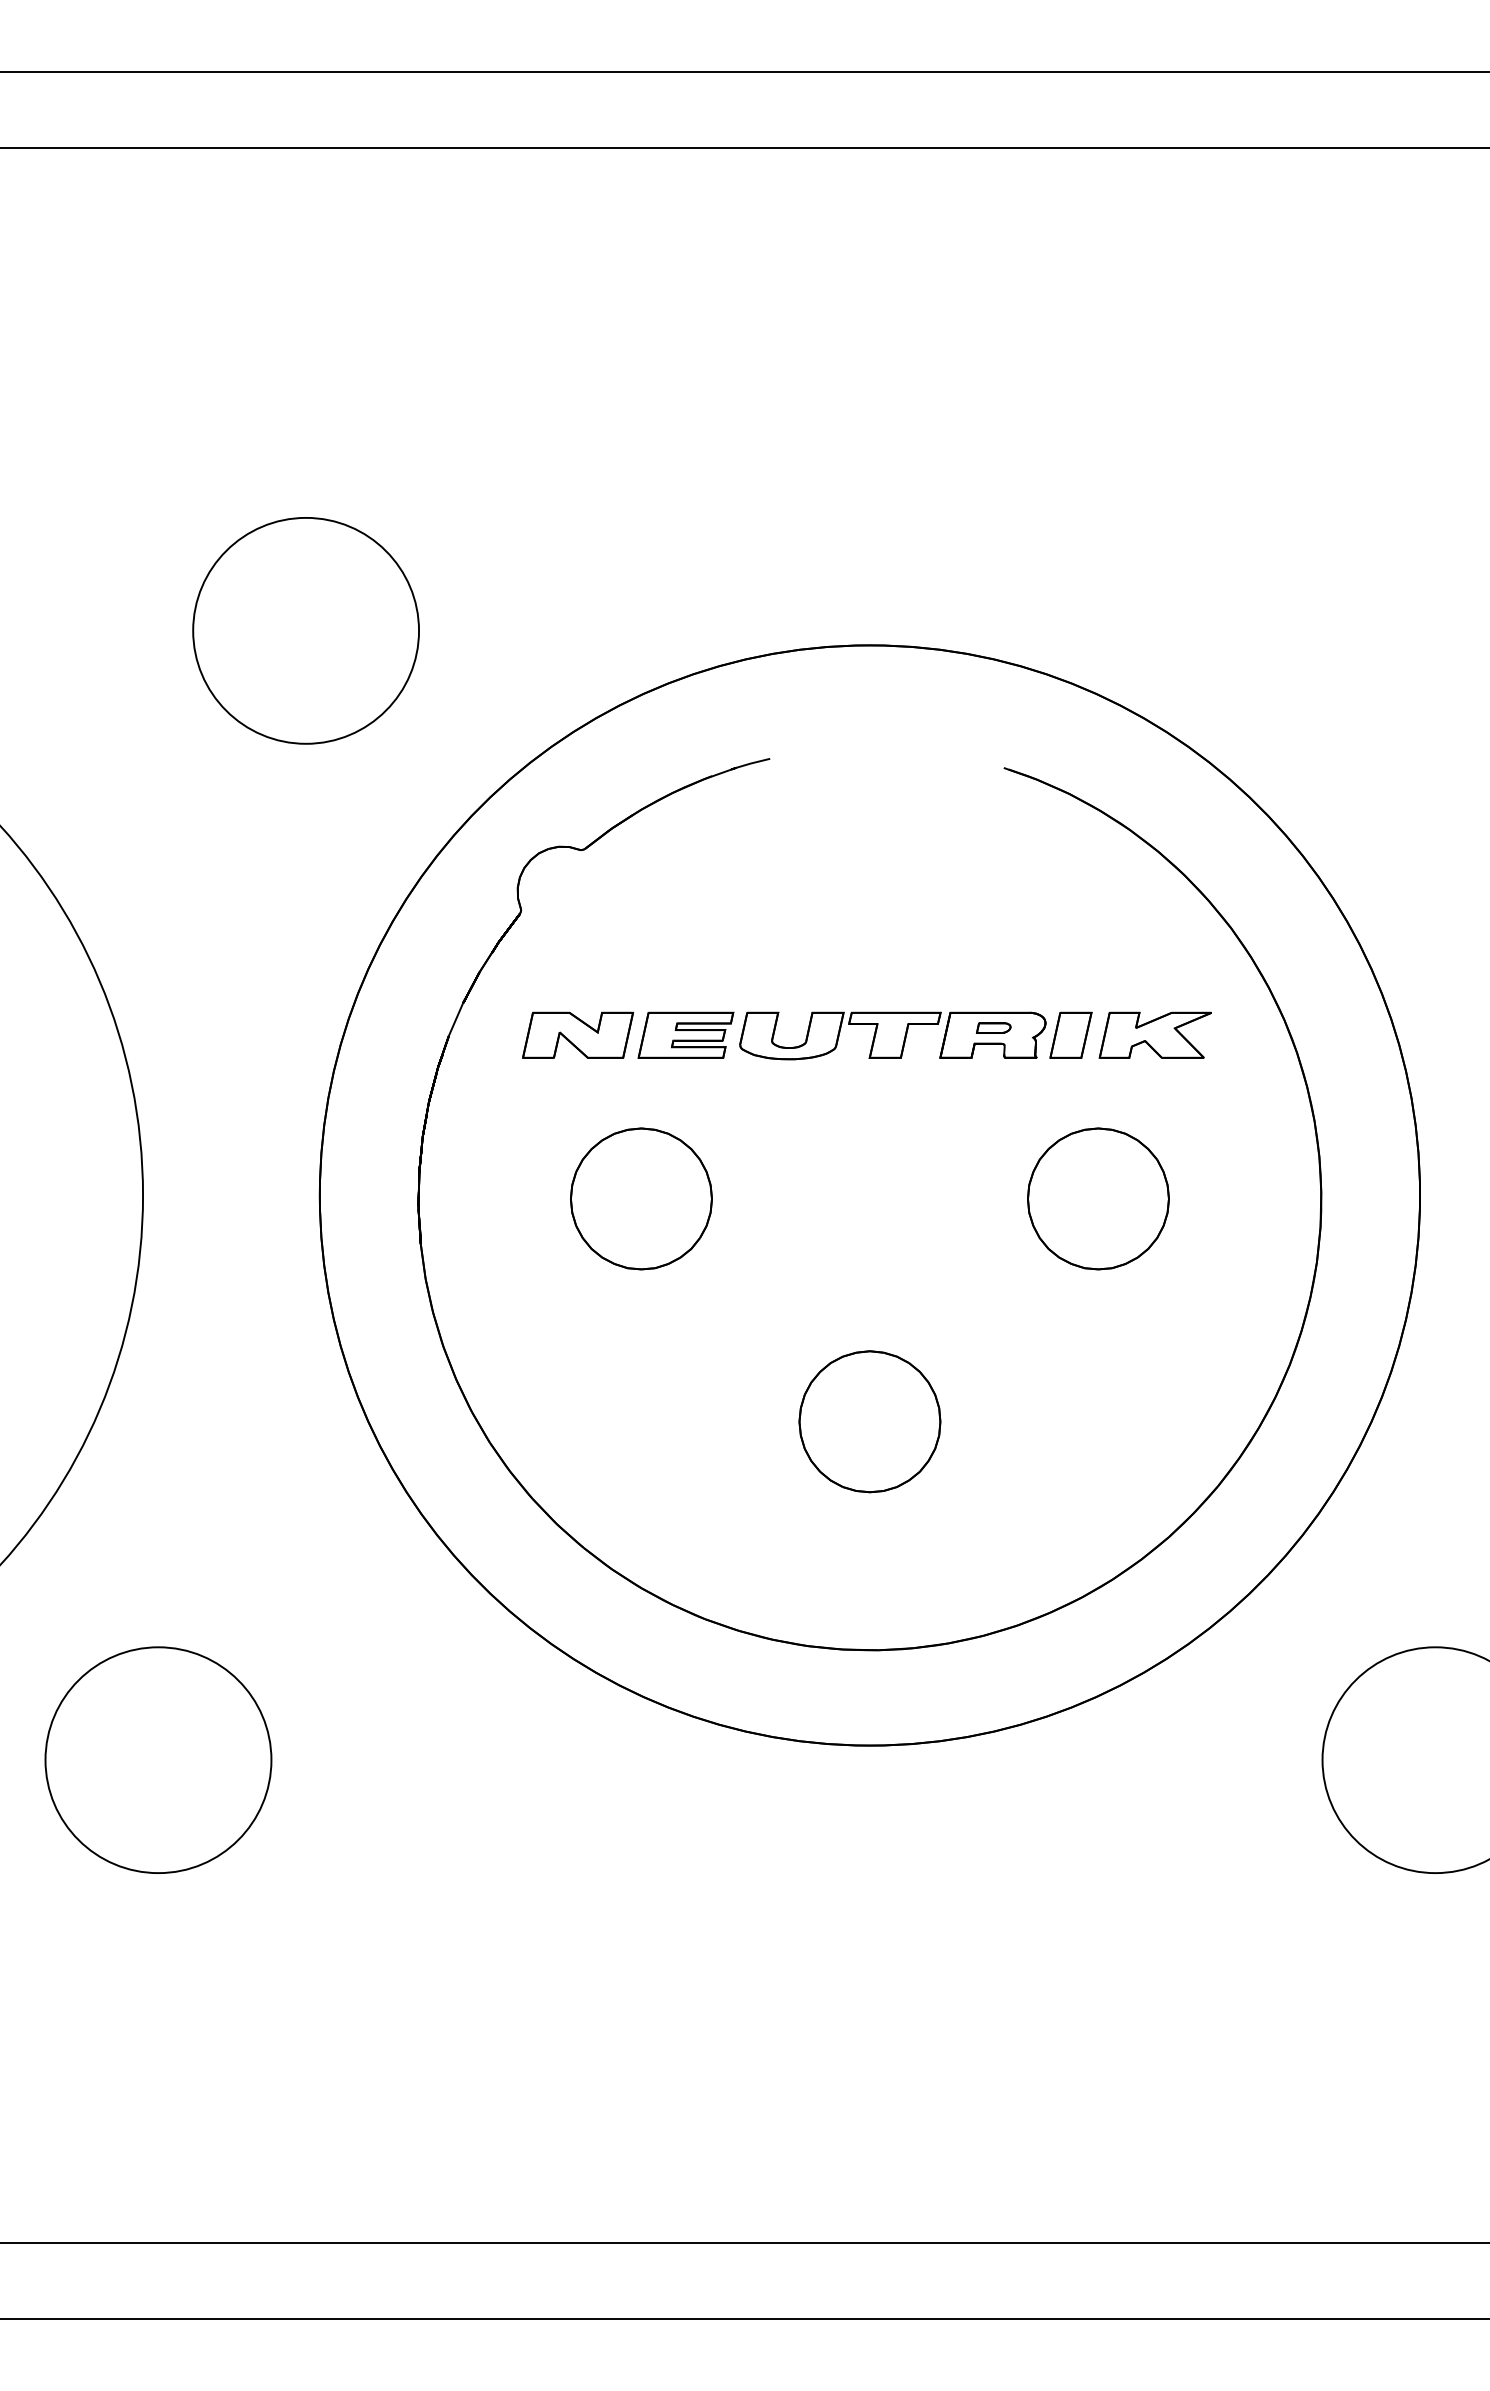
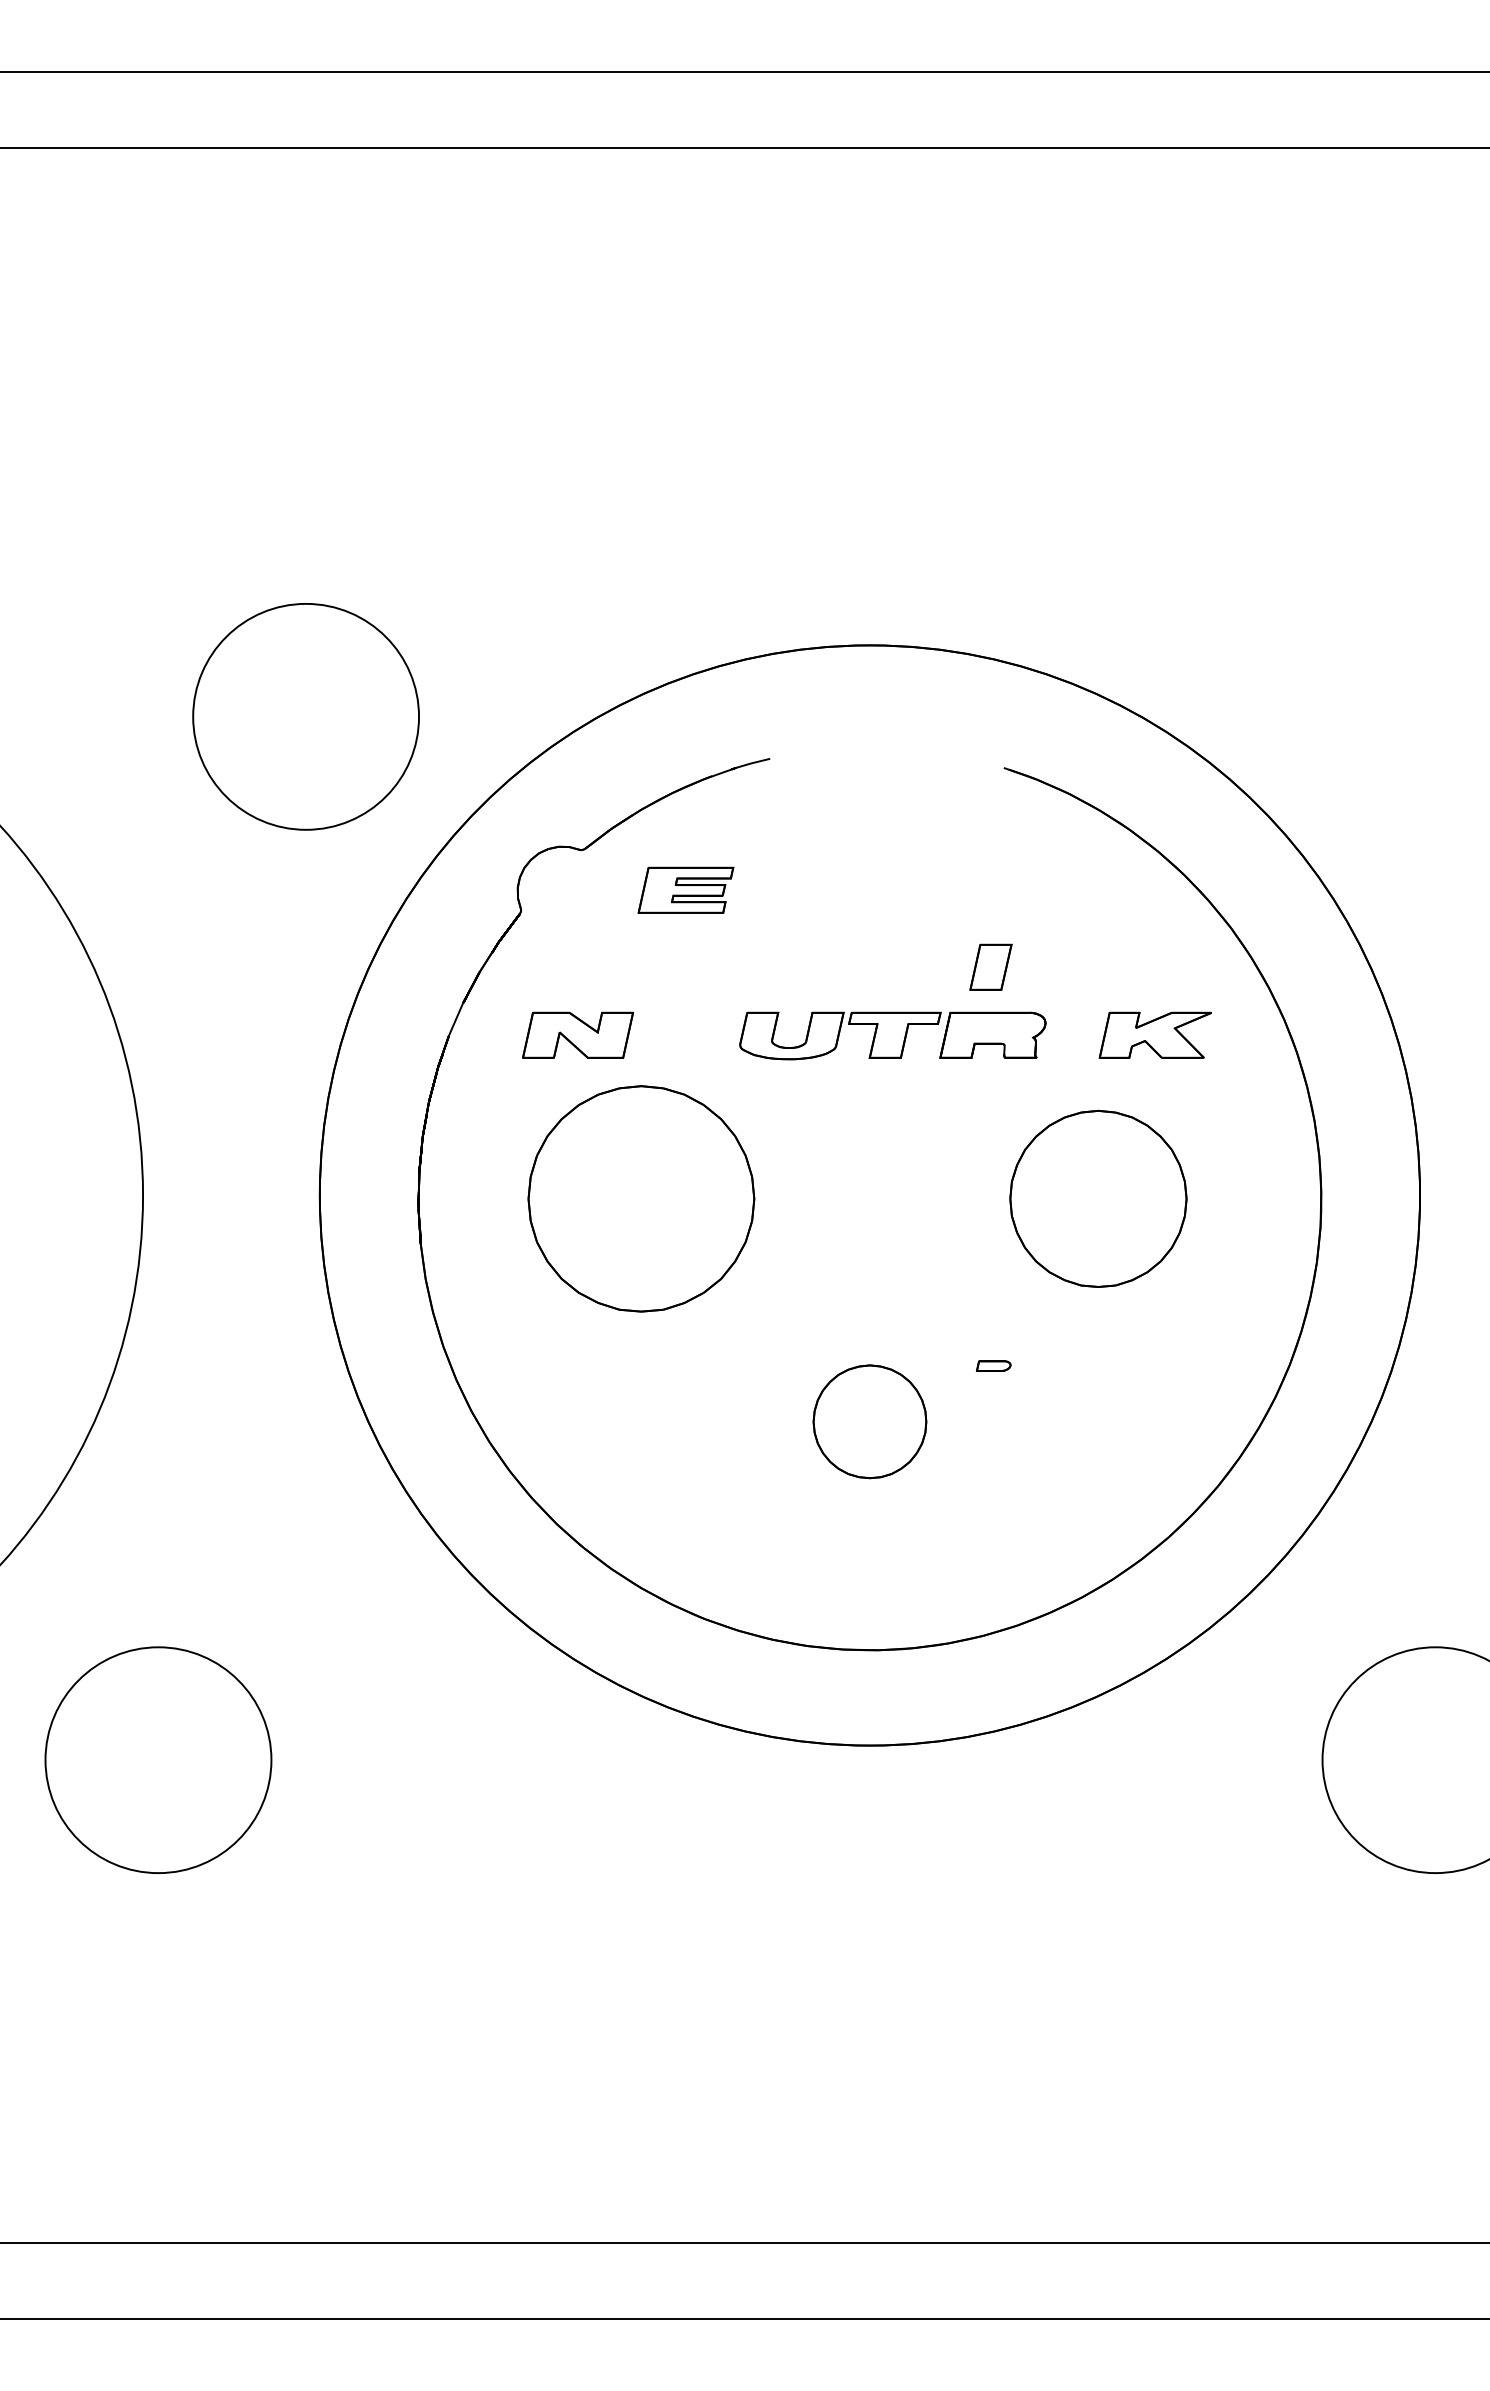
part position: (305, 630) -> (305, 716) (305, 716)
part position: (993, 1027) -> (993, 1365) (993, 1365)
part position: (685, 1034) -> (685, 889) (685, 889)
part position: (1070, 1034) -> (990, 966) (990, 966)
part size: 143x144 px -> 229x228 px (641, 1198)
part size: 143x144 px -> 179x179 px (1098, 1198)
part size: 144x144 px -> 116x116 px (869, 1421)
